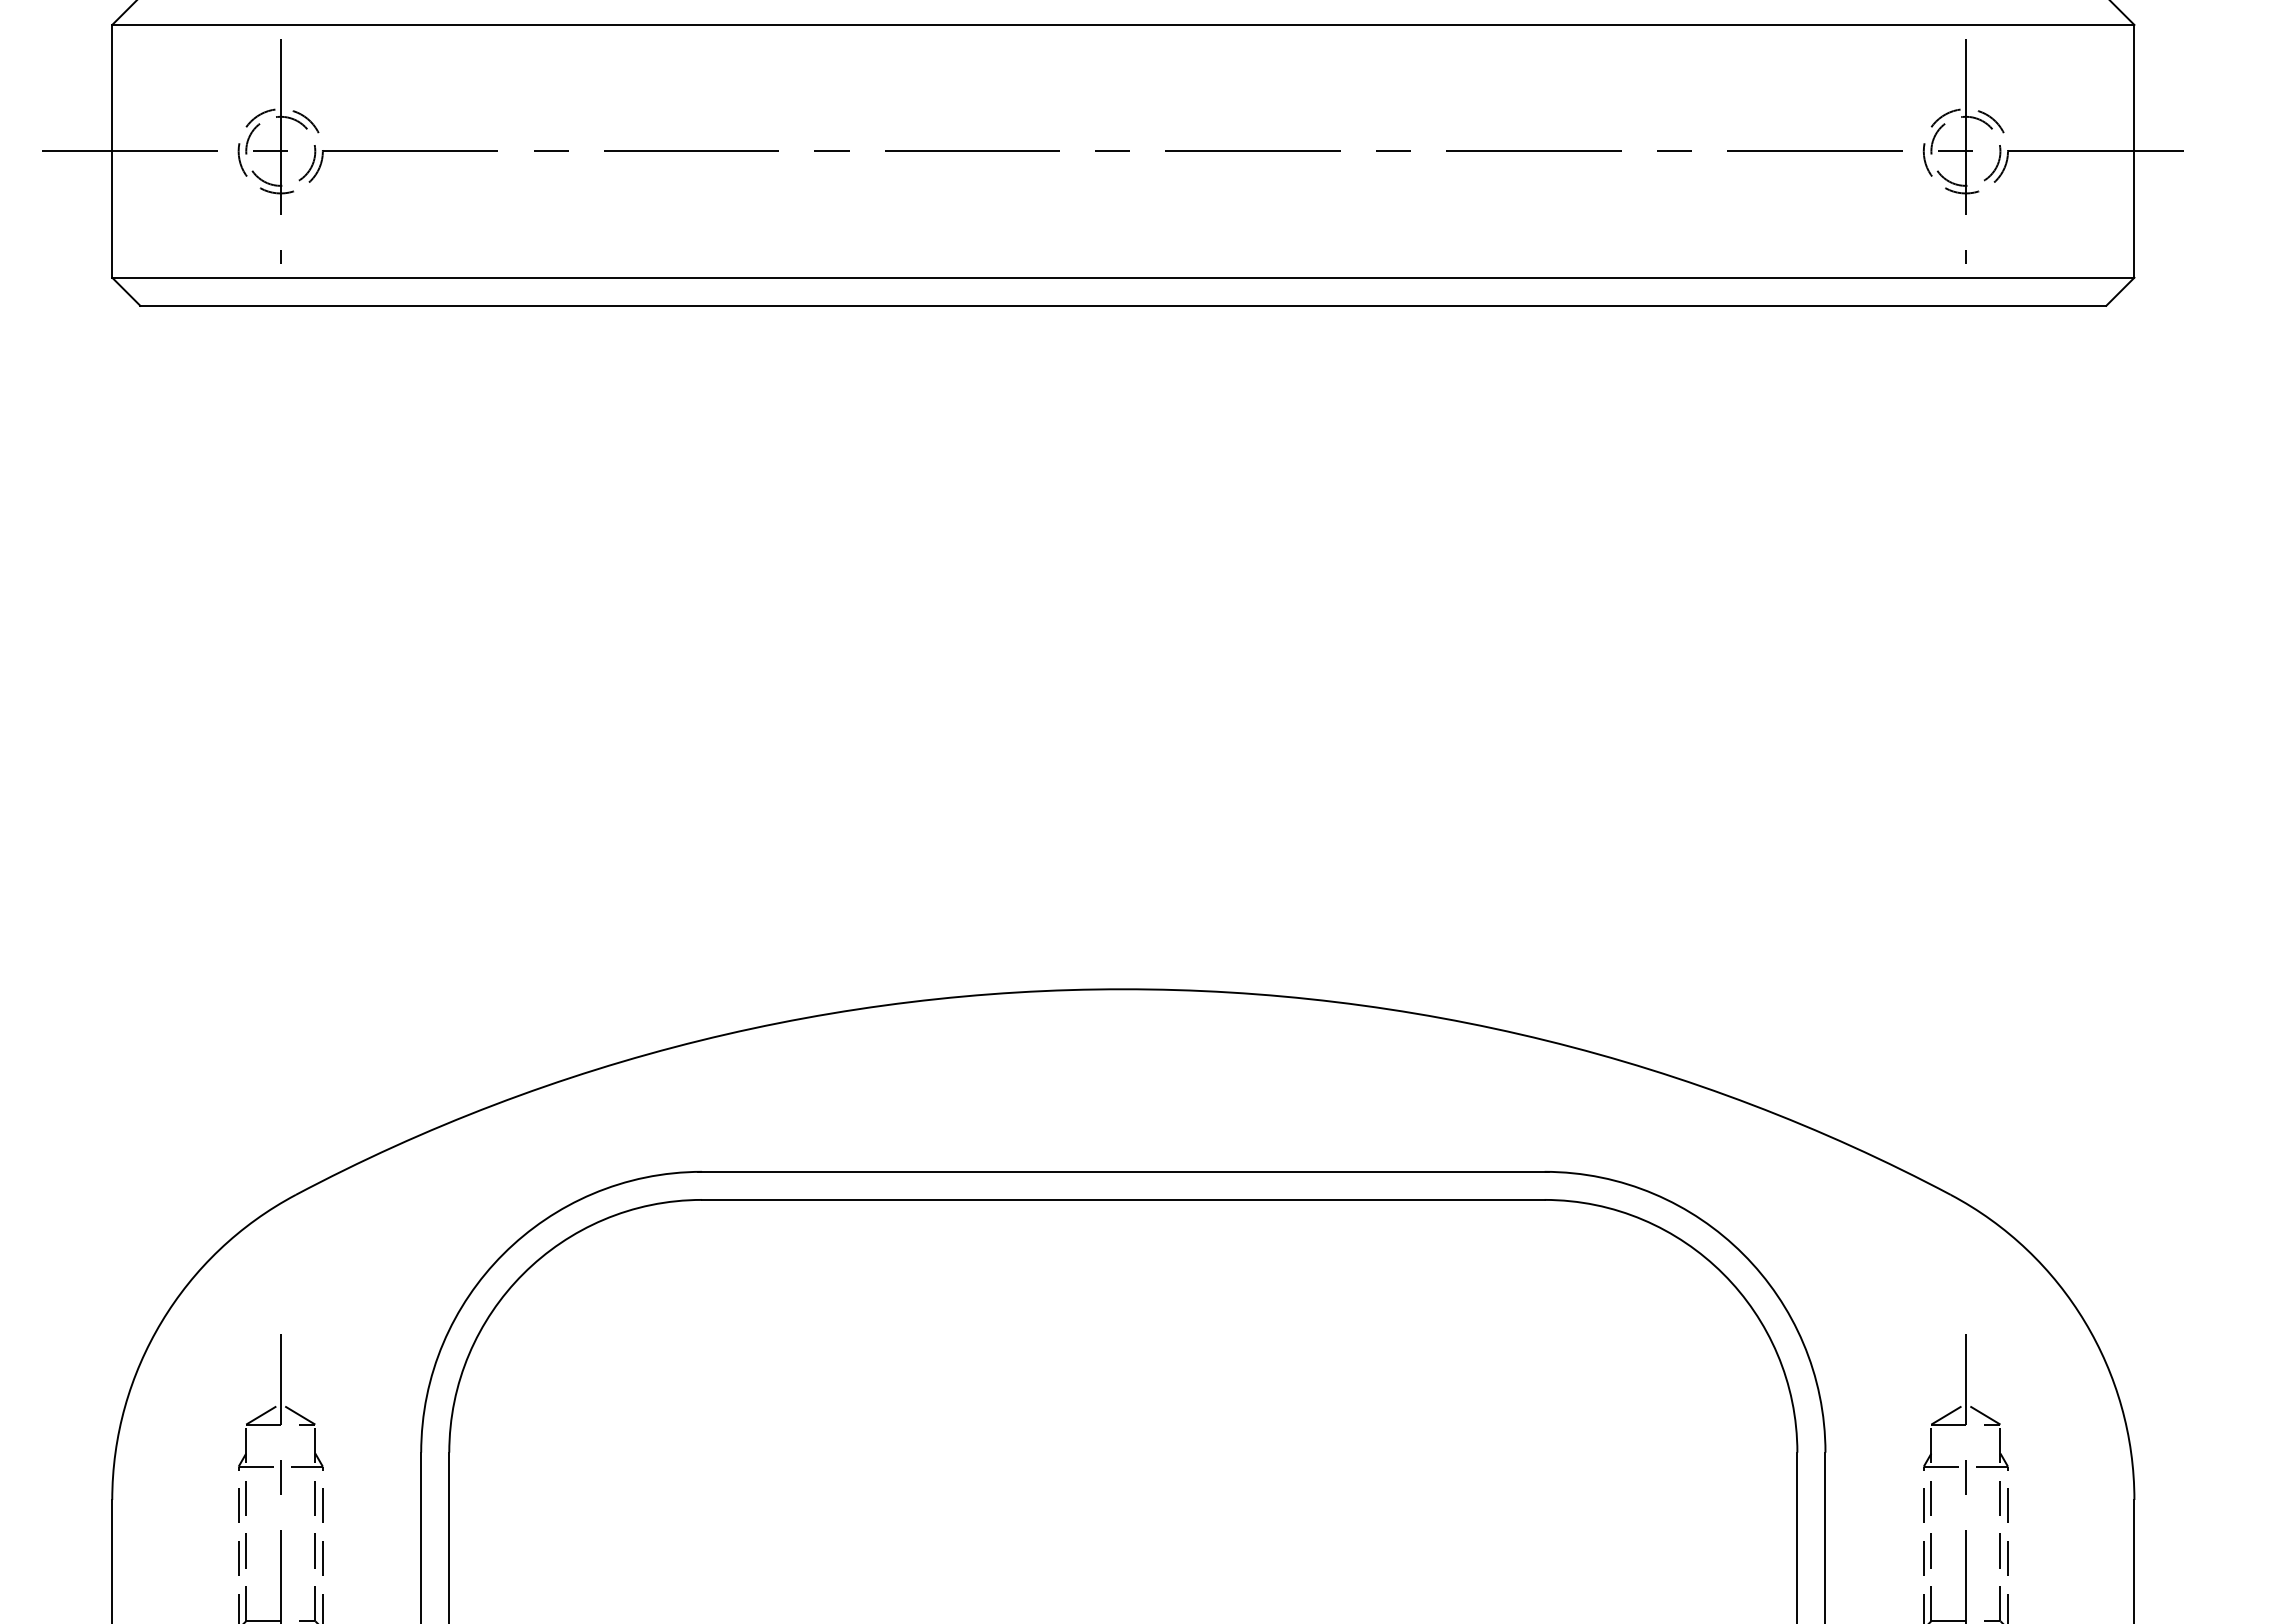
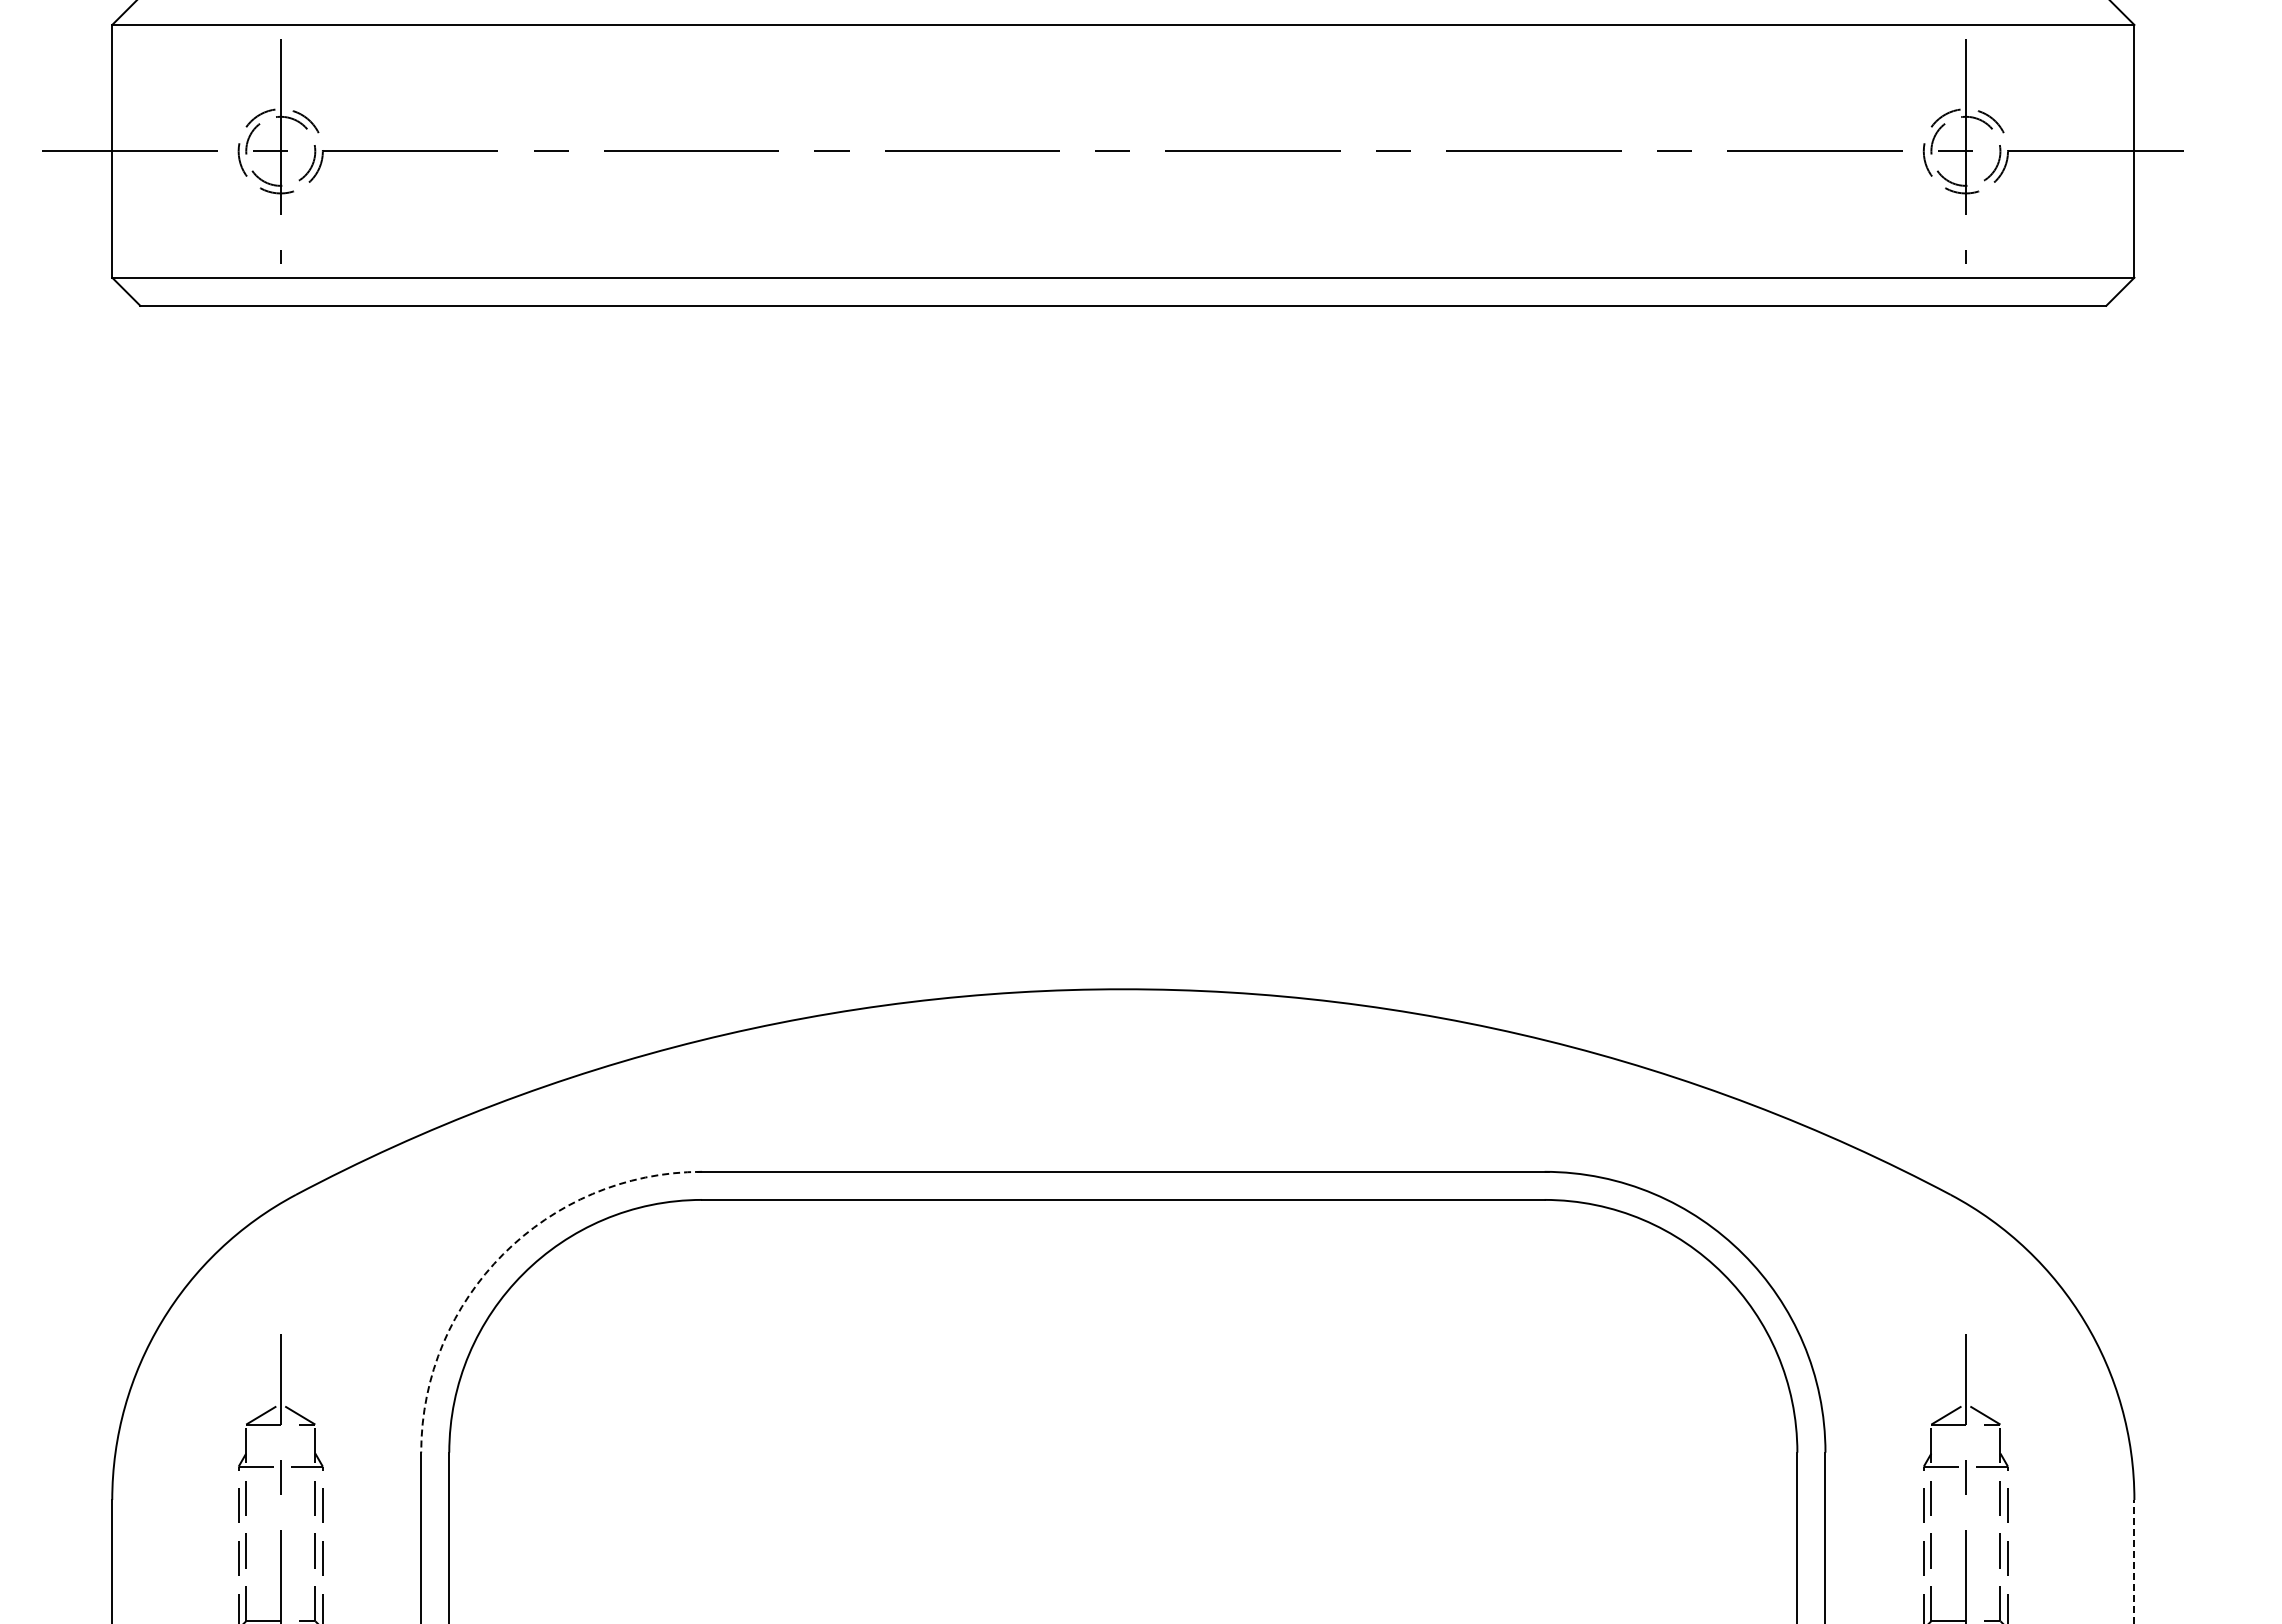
arc: solid -> dashed (503, 1254)
line: solid -> dashed (2134, 1561)
